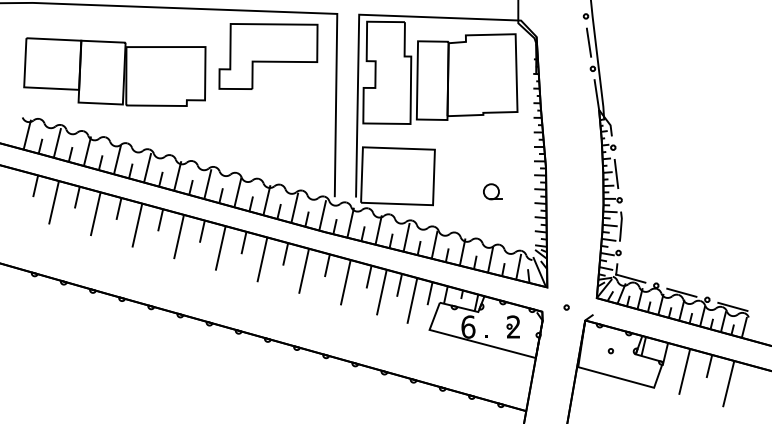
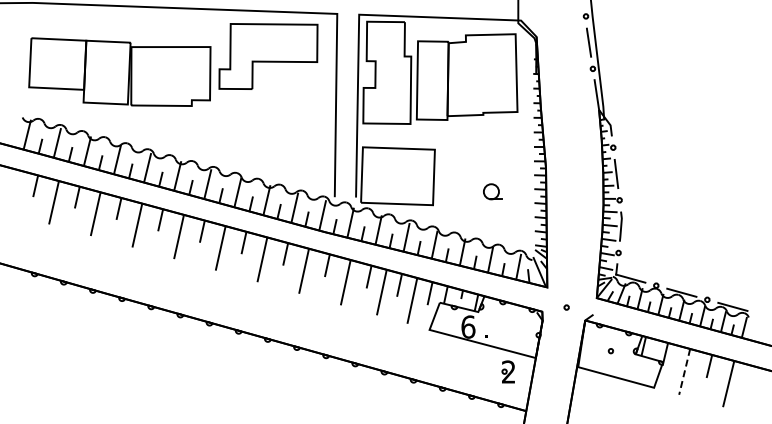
part position: (114, 71) -> (119, 71) (119, 71)
part position: (512, 326) -> (507, 371) (507, 371)
line: solid -> dashed (684, 371)
